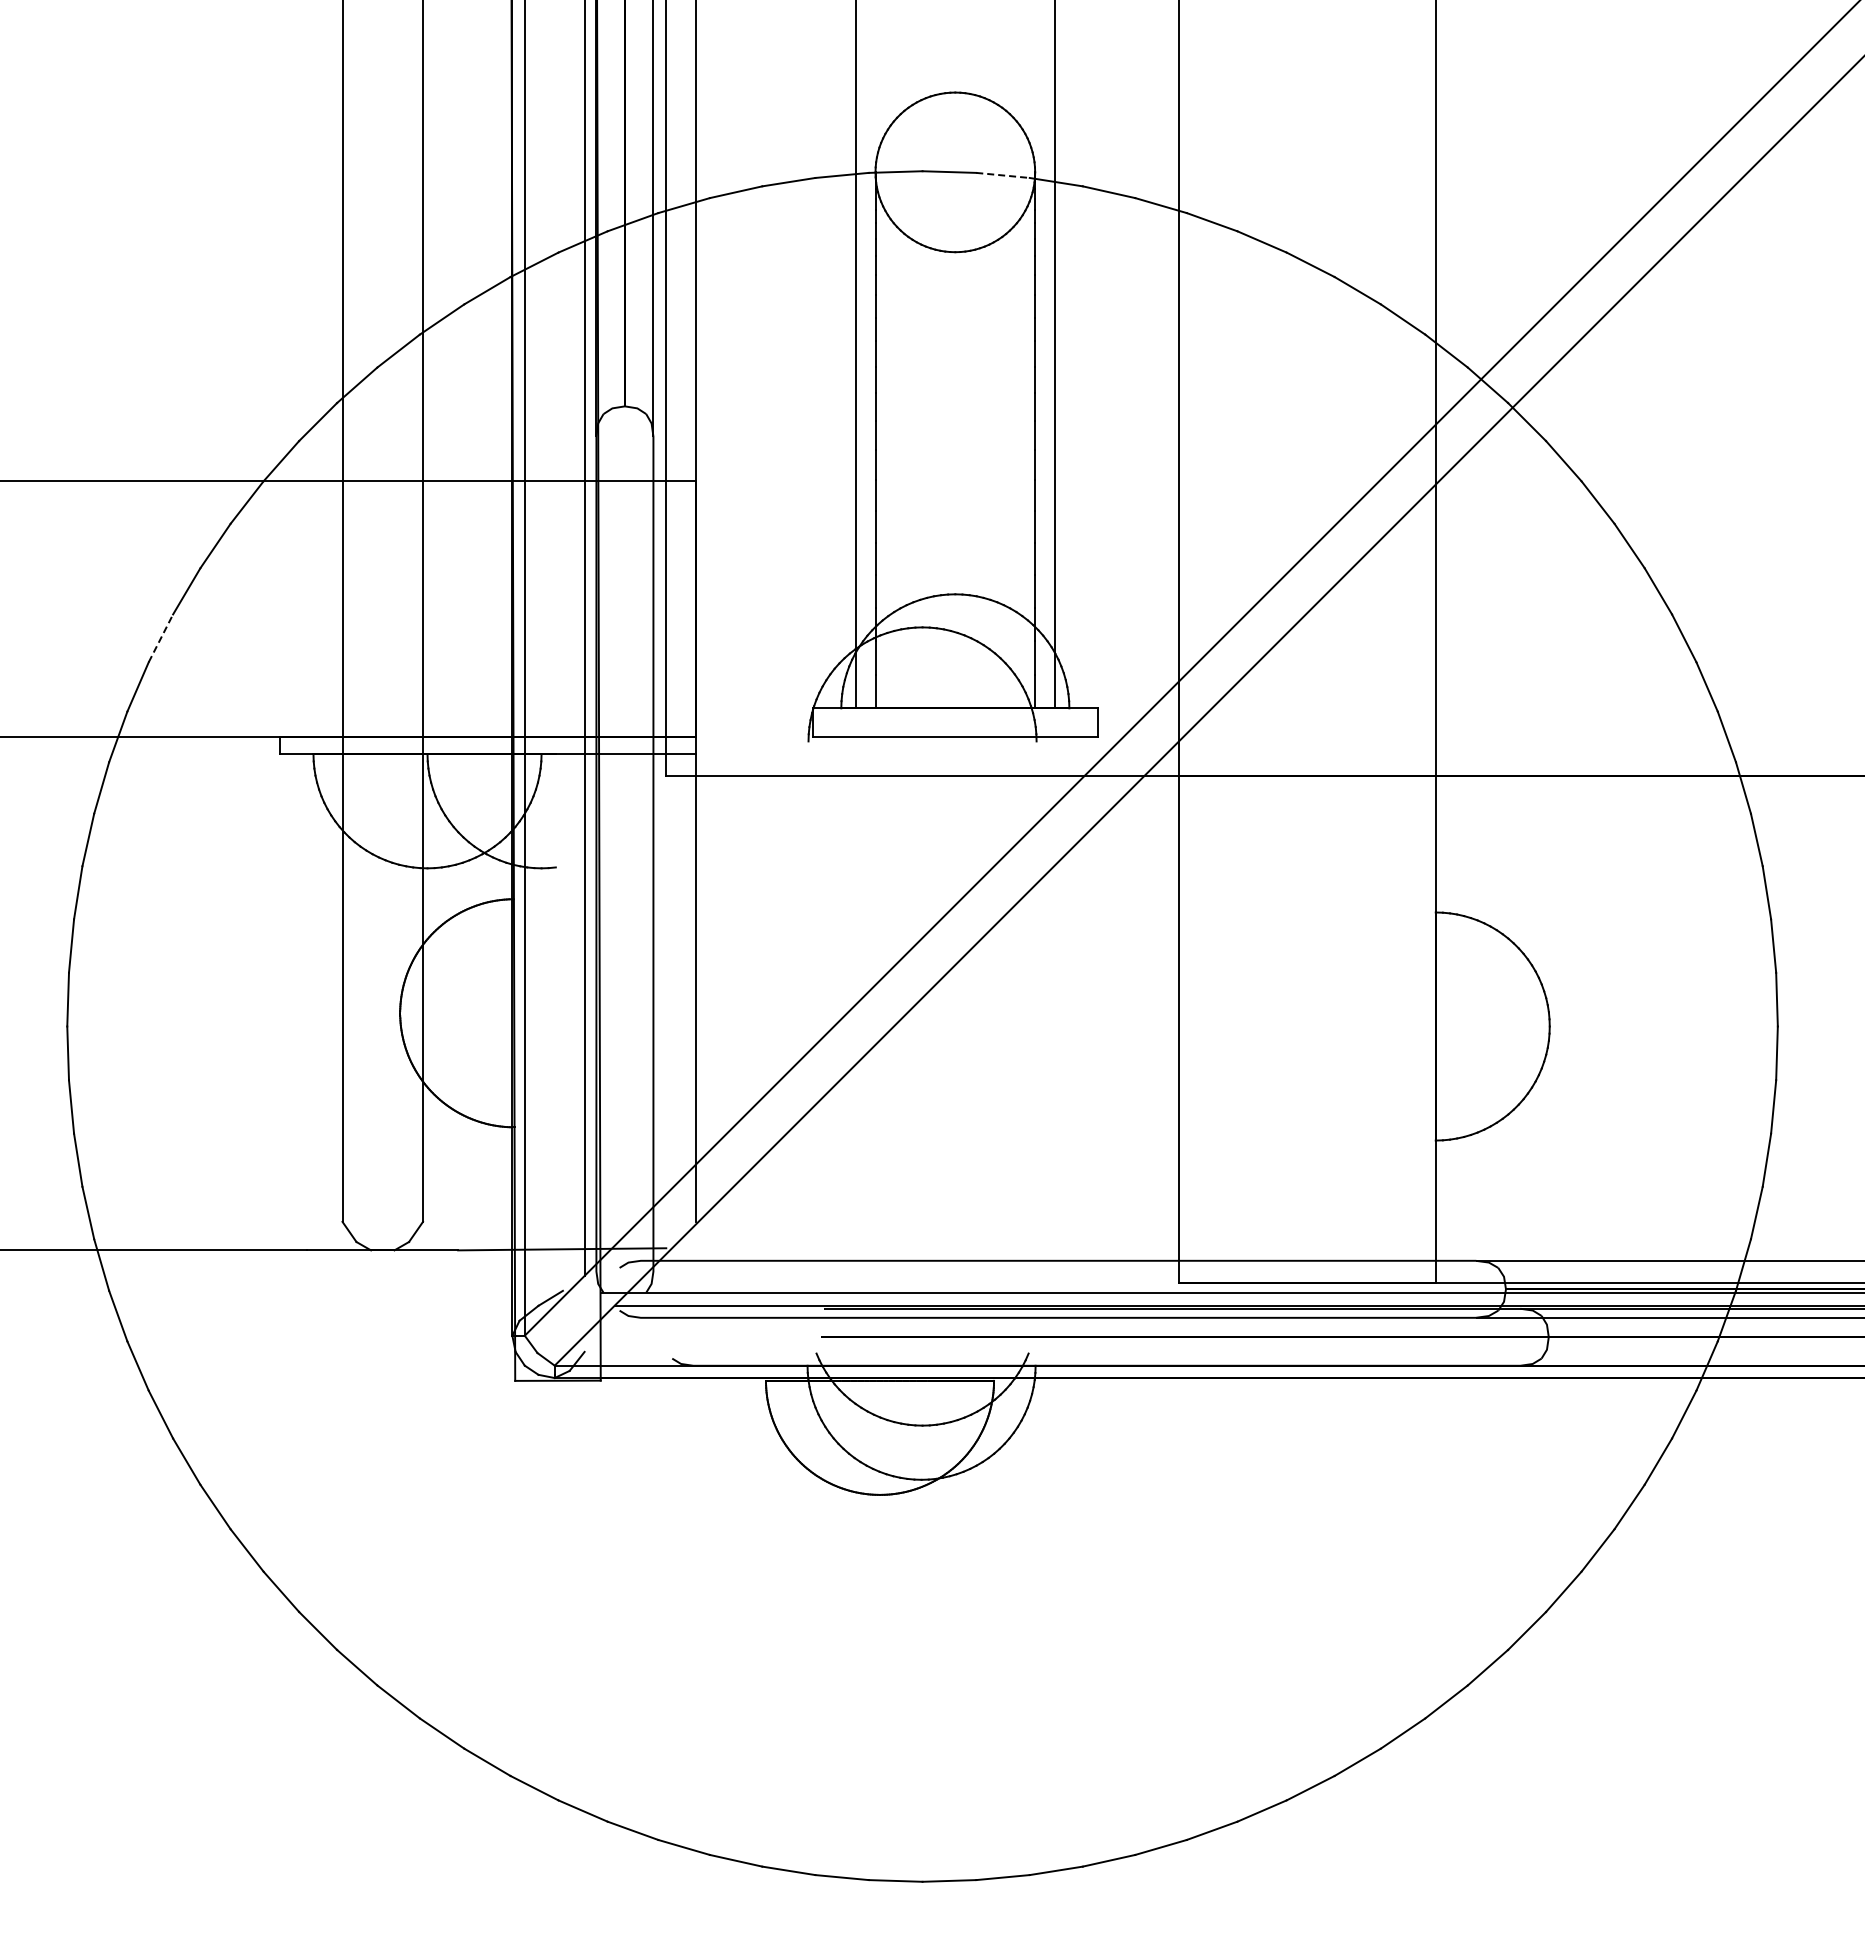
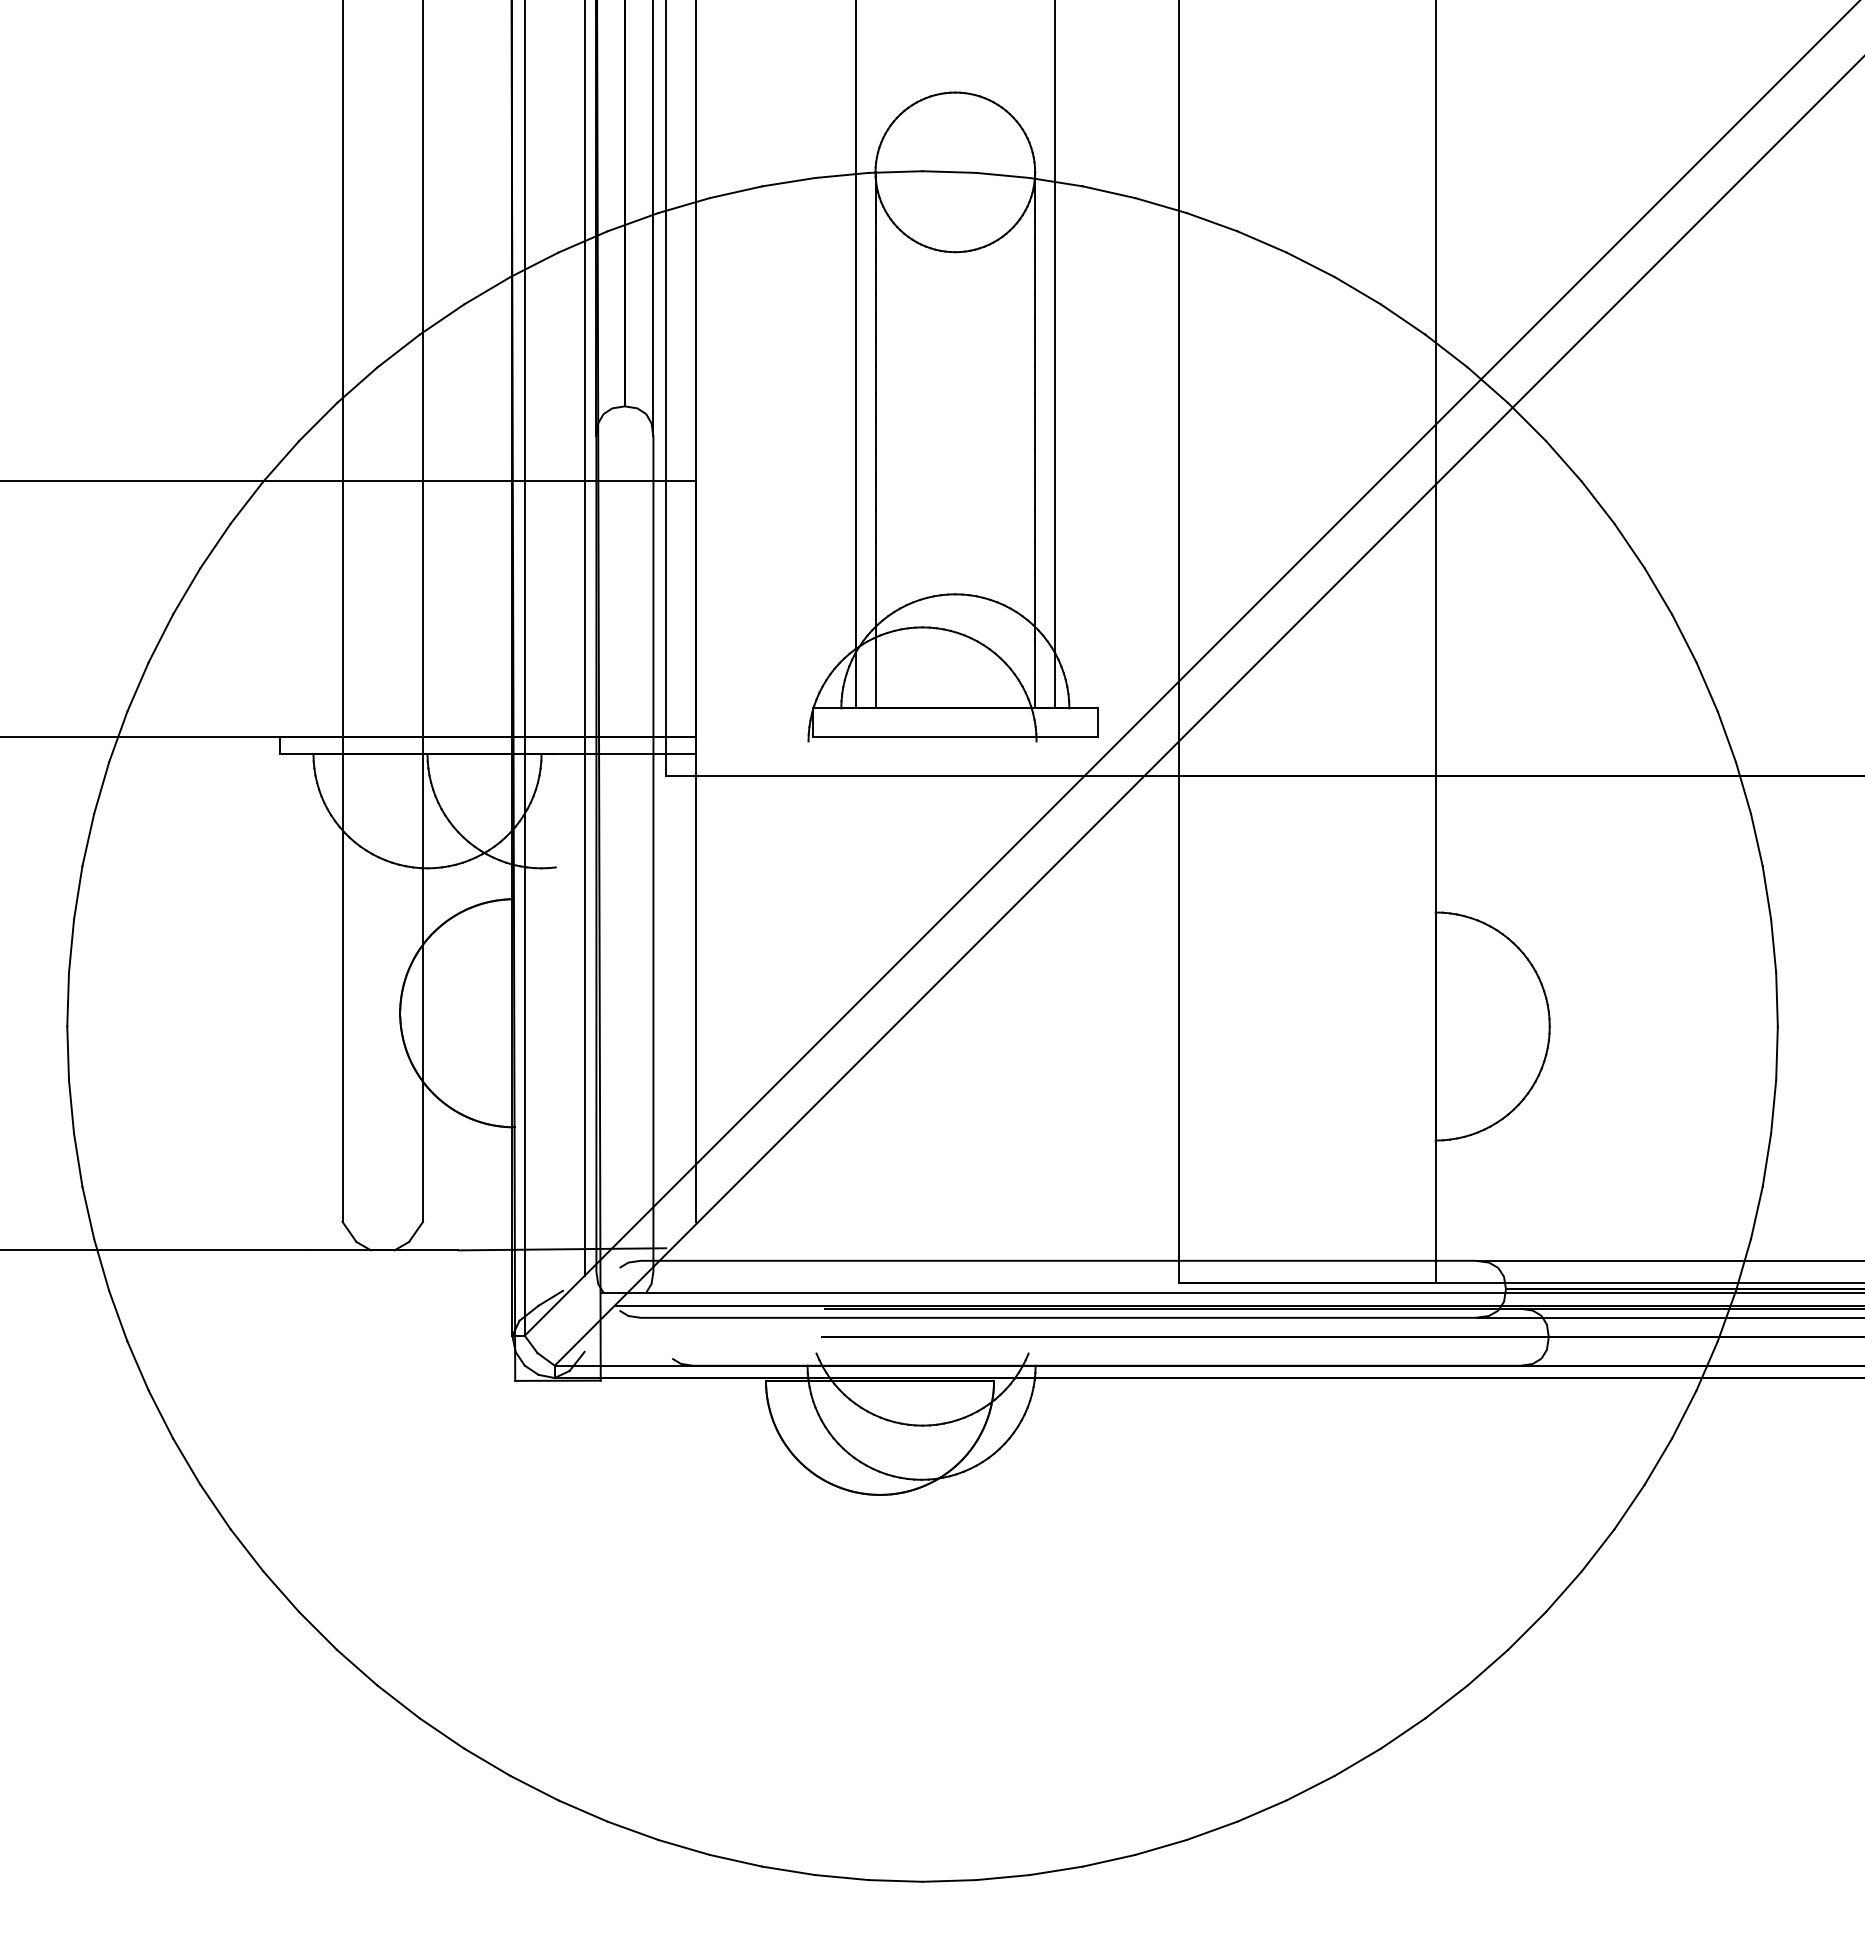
line: dashed -> solid (1003, 175)
line: dashed -> solid (160, 638)
